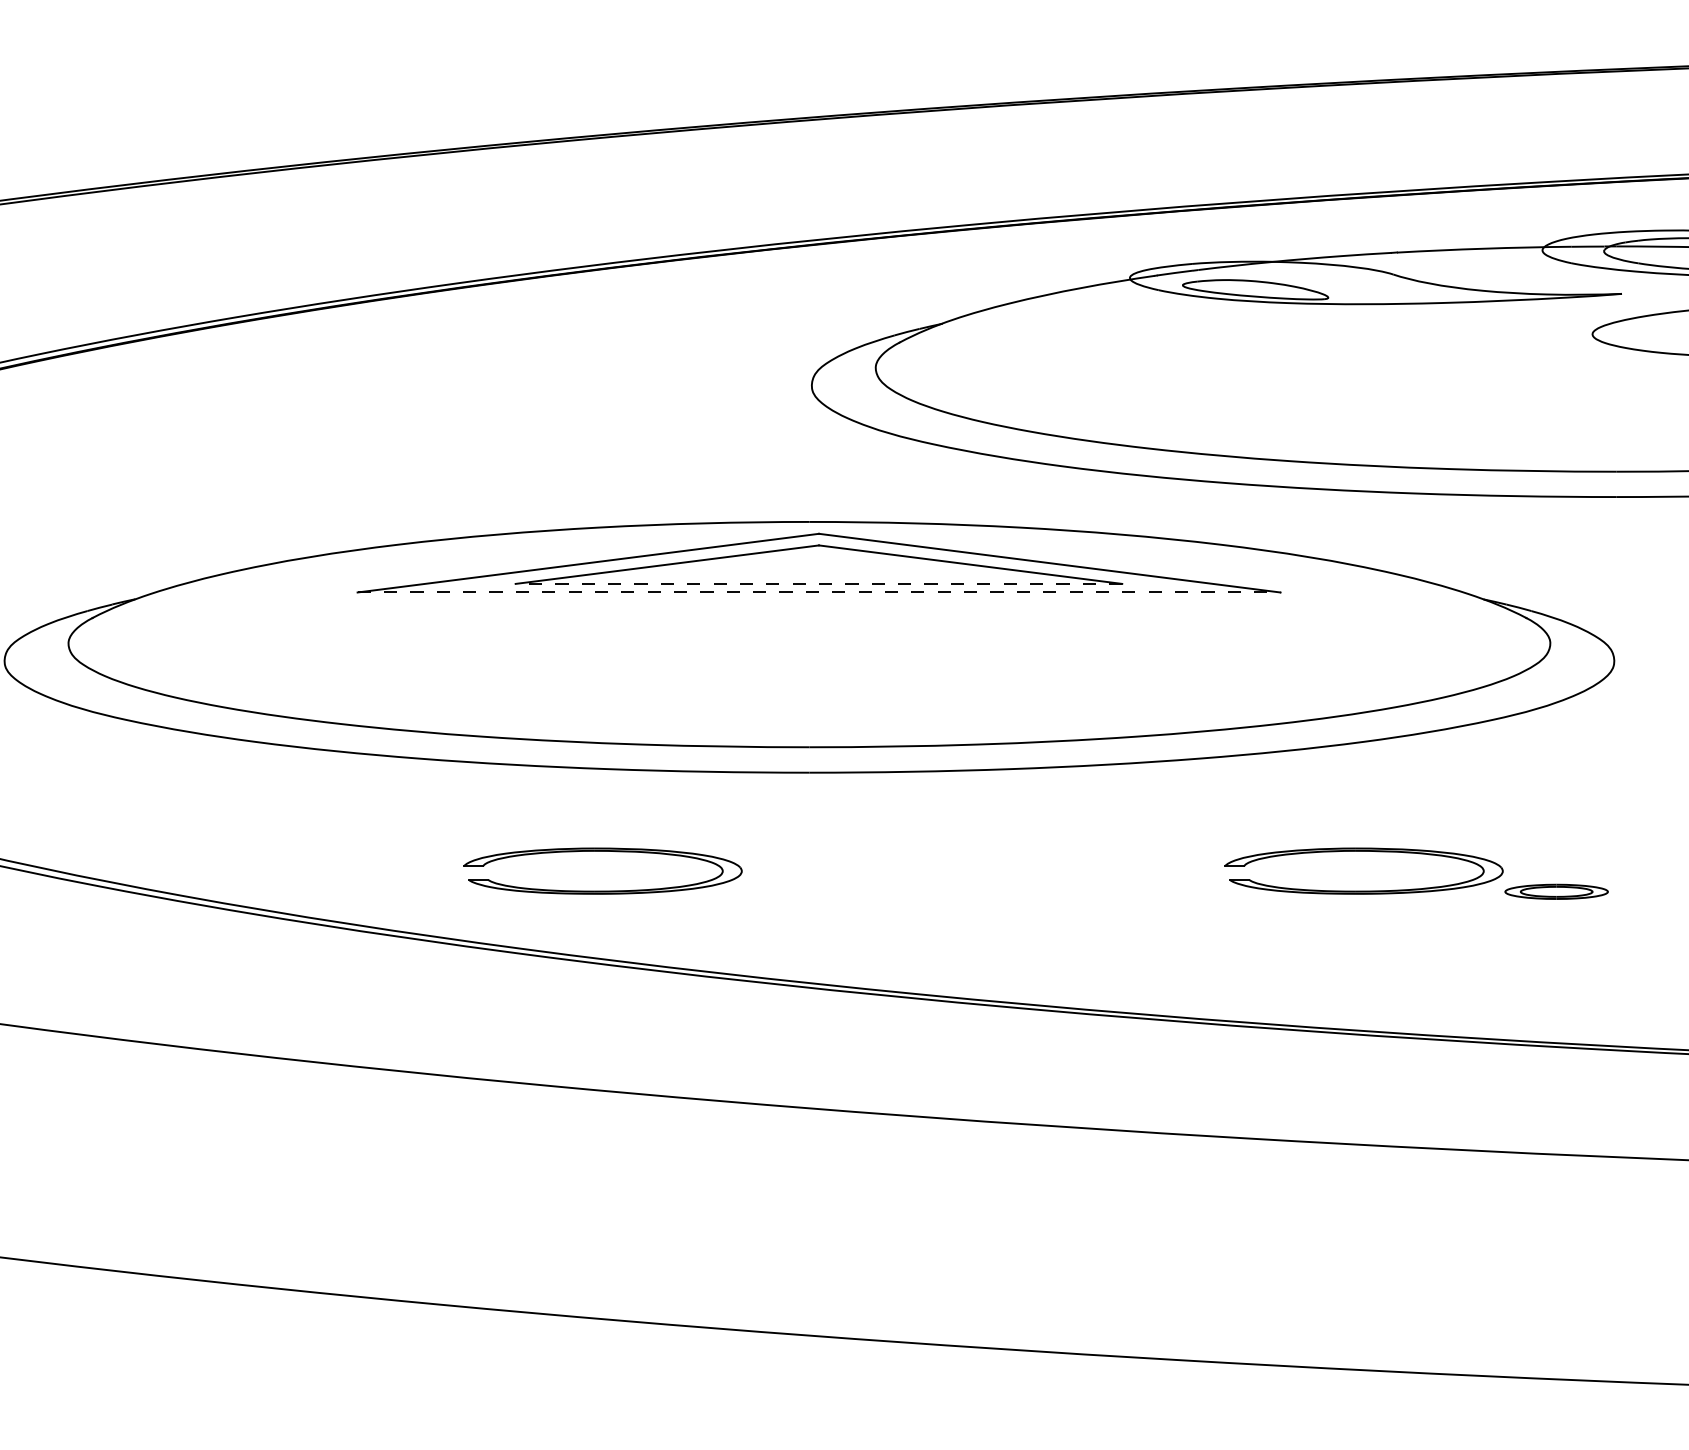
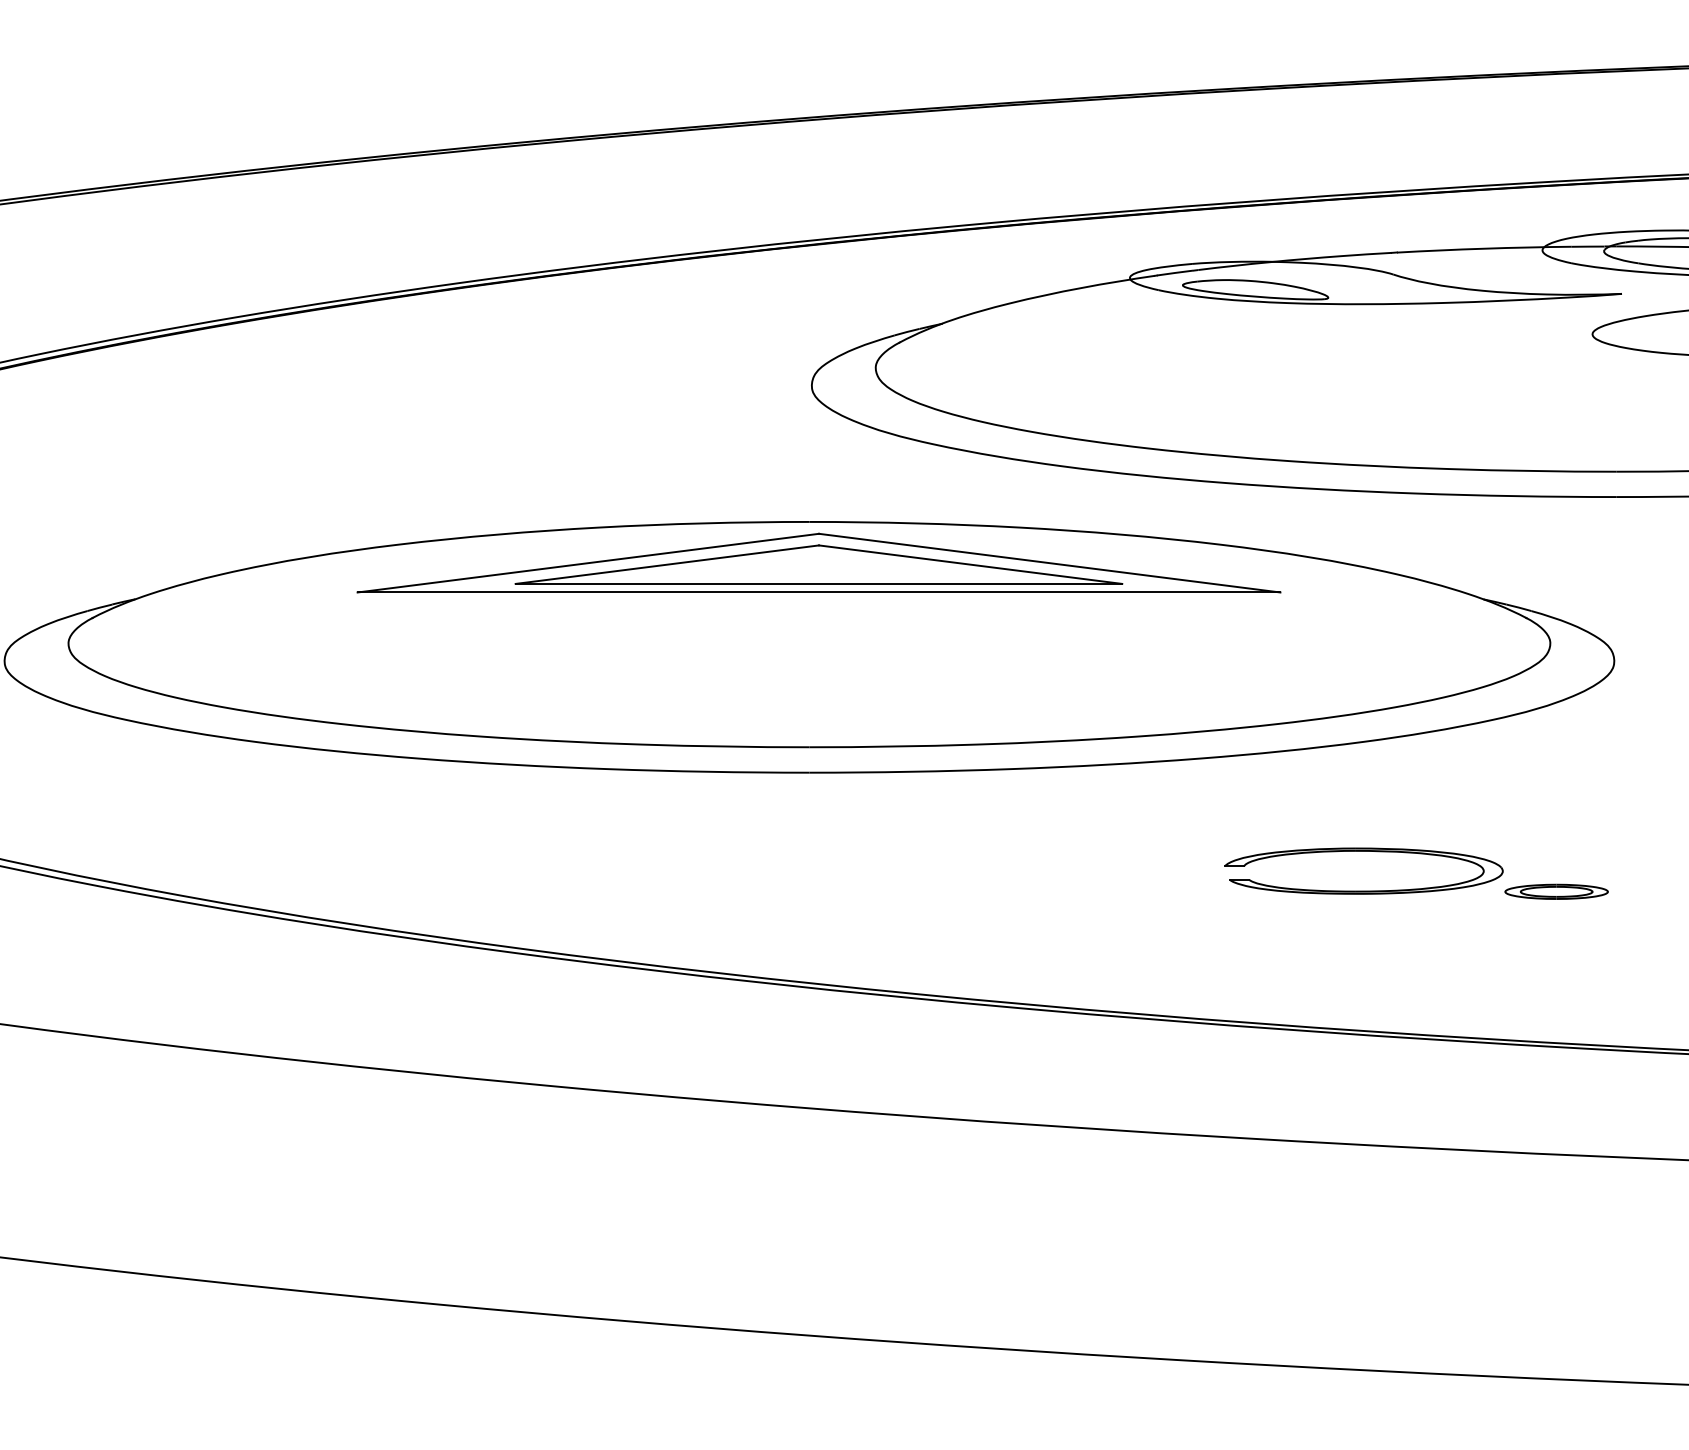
line: dashed -> solid (818, 583)
line: dashed -> solid (819, 592)
part: present -> none (602, 851)
